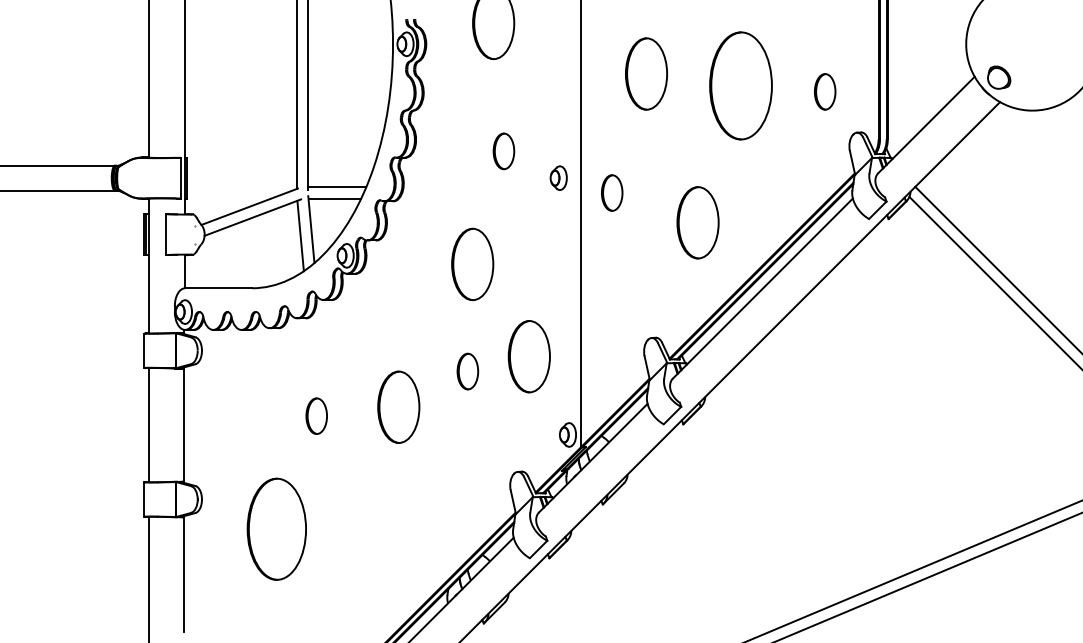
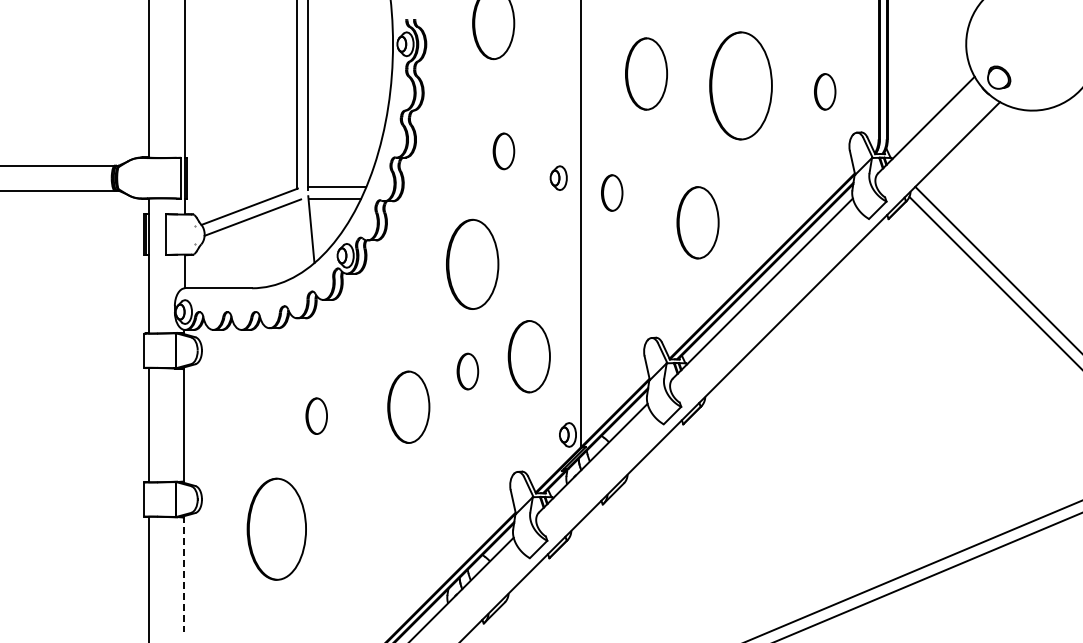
line: present -> none (300, 235)
part size: 44x75 px -> 54x92 px (472, 263)
part position: (398, 406) -> (408, 406) (408, 406)
line: solid -> dashed (184, 574)
